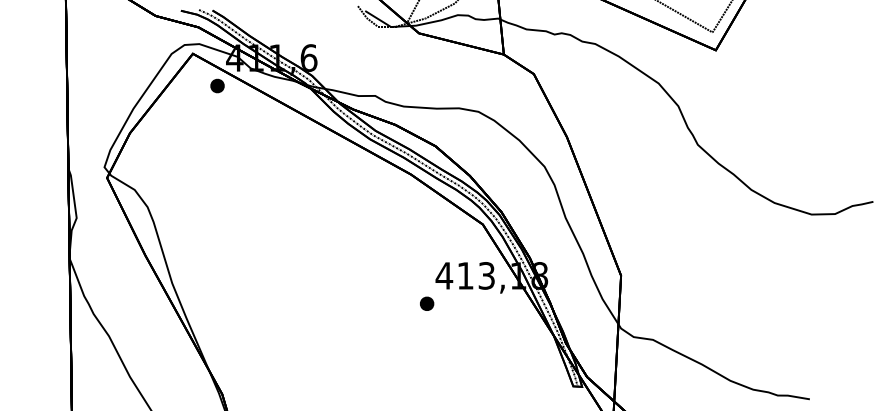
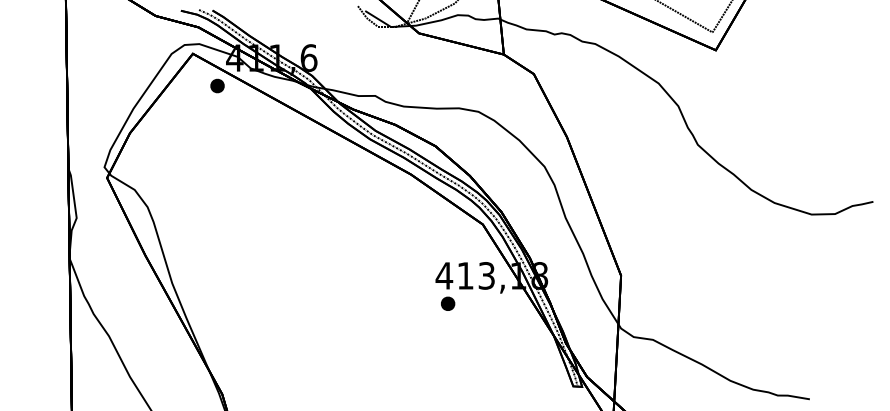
part position: (427, 303) -> (448, 303) (448, 303)
